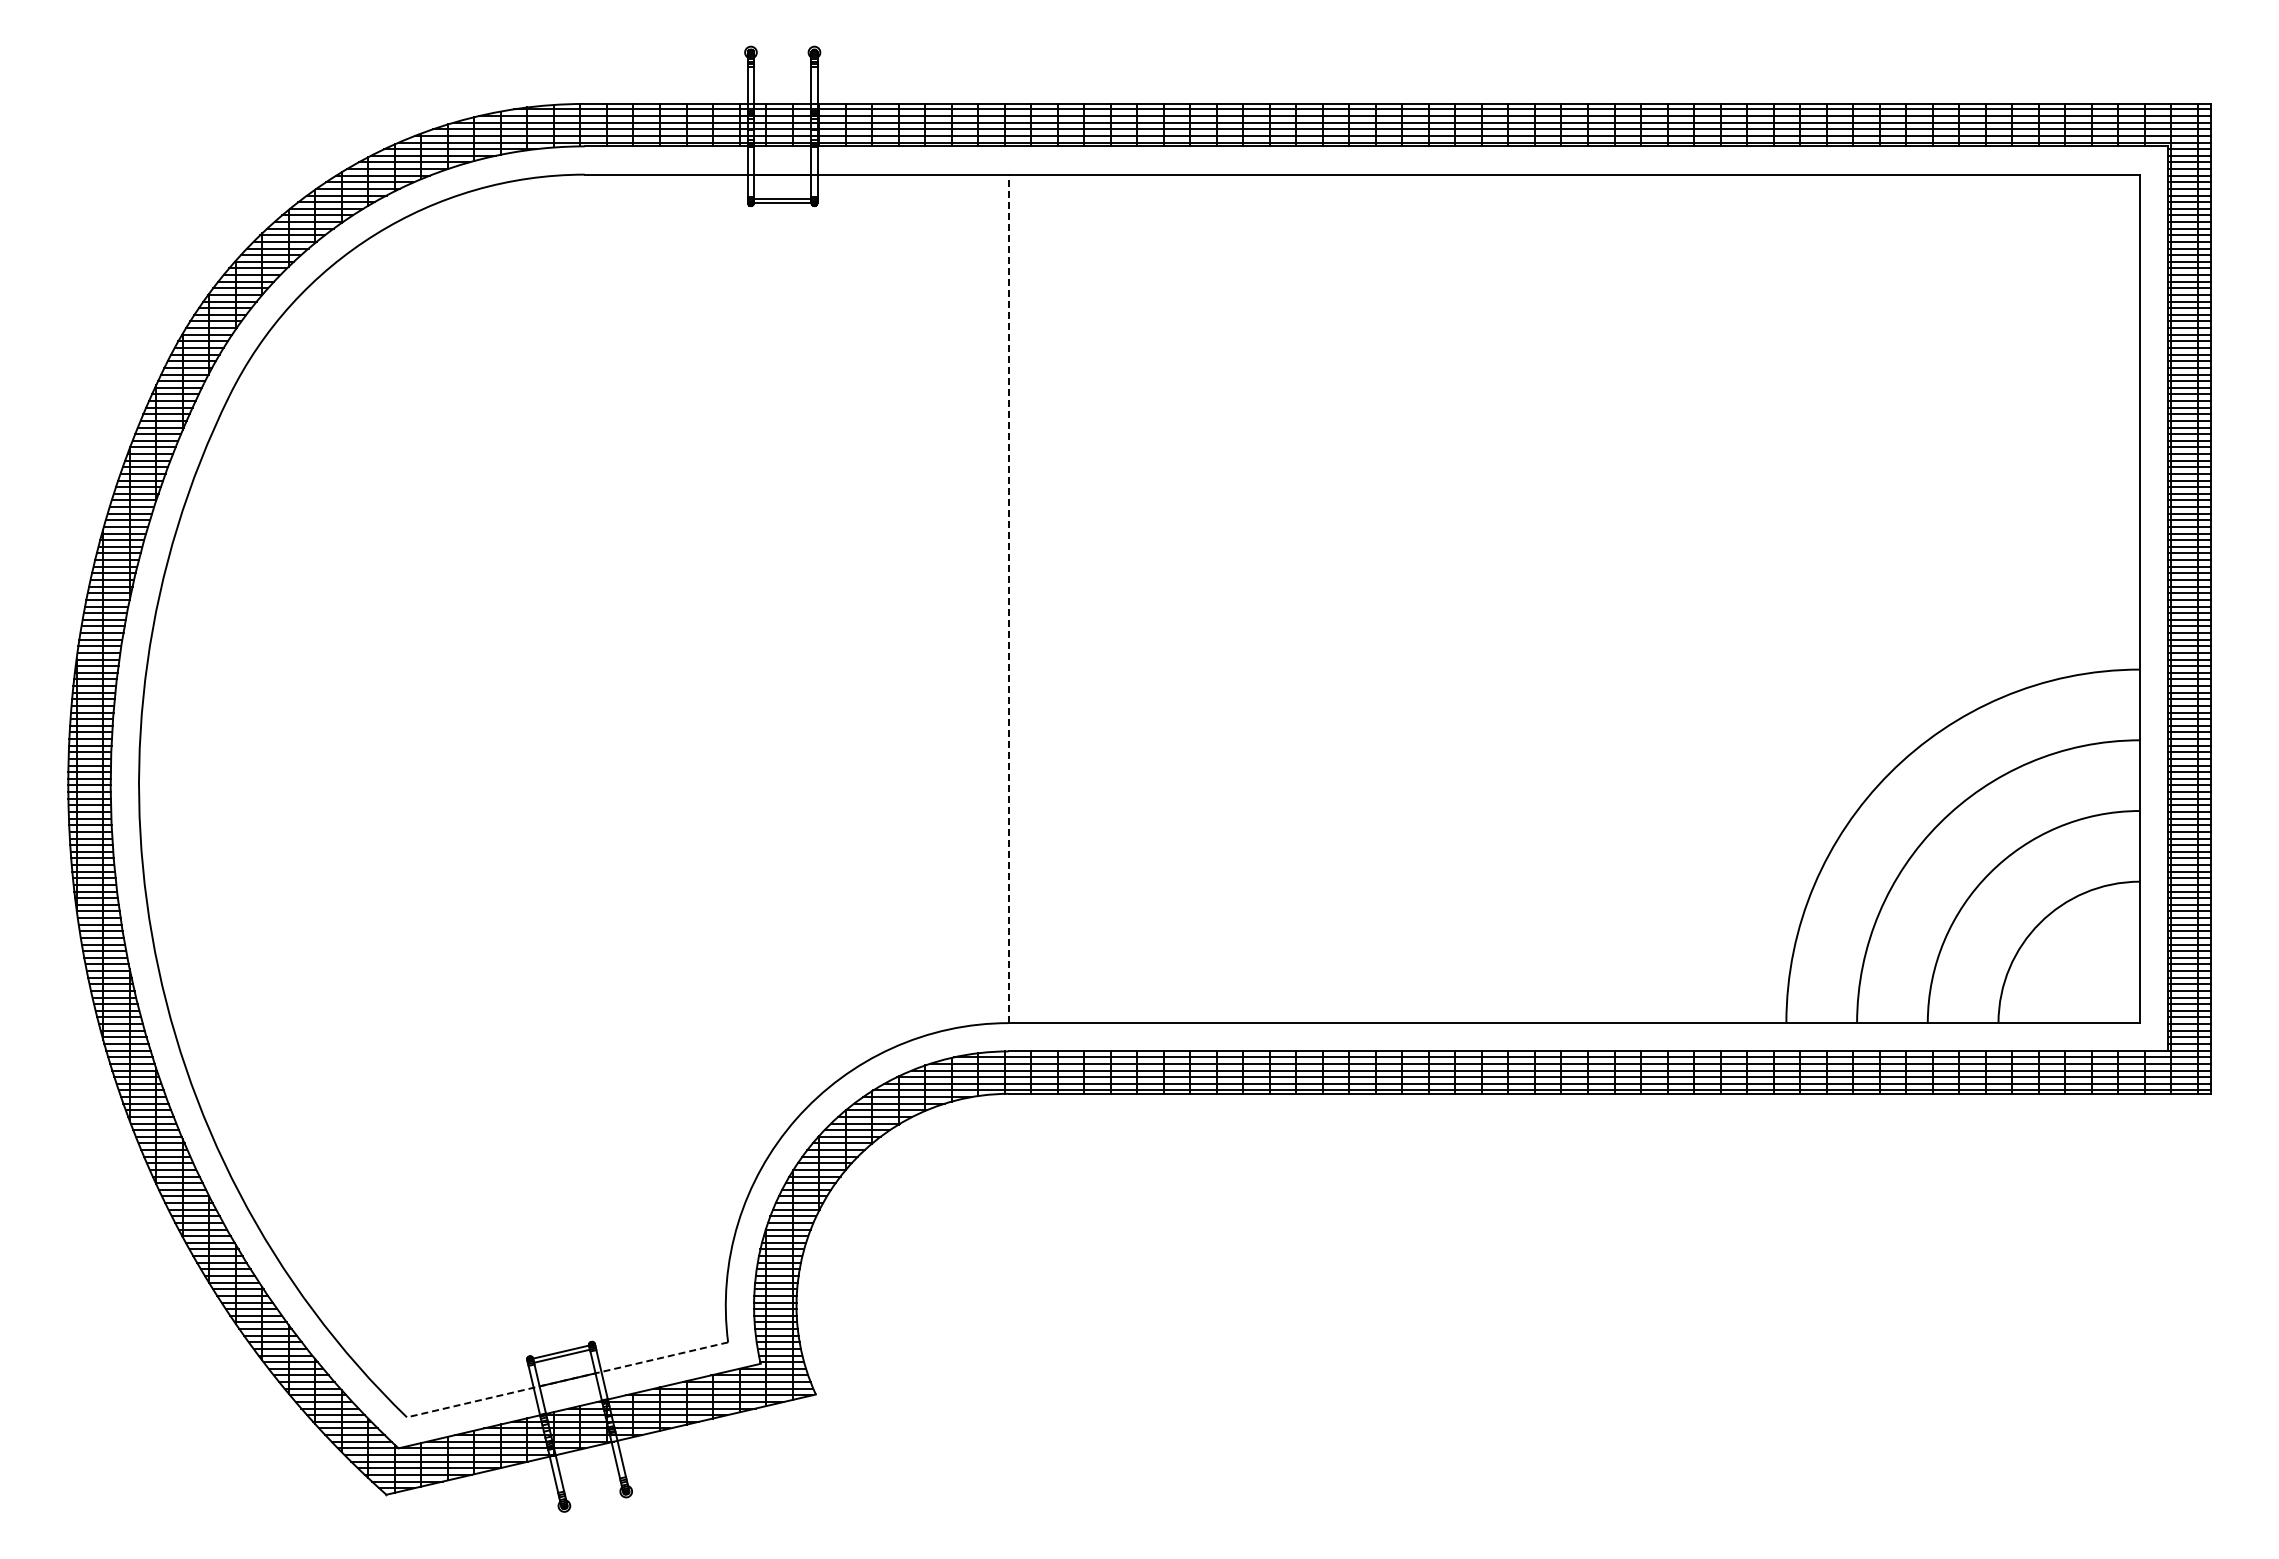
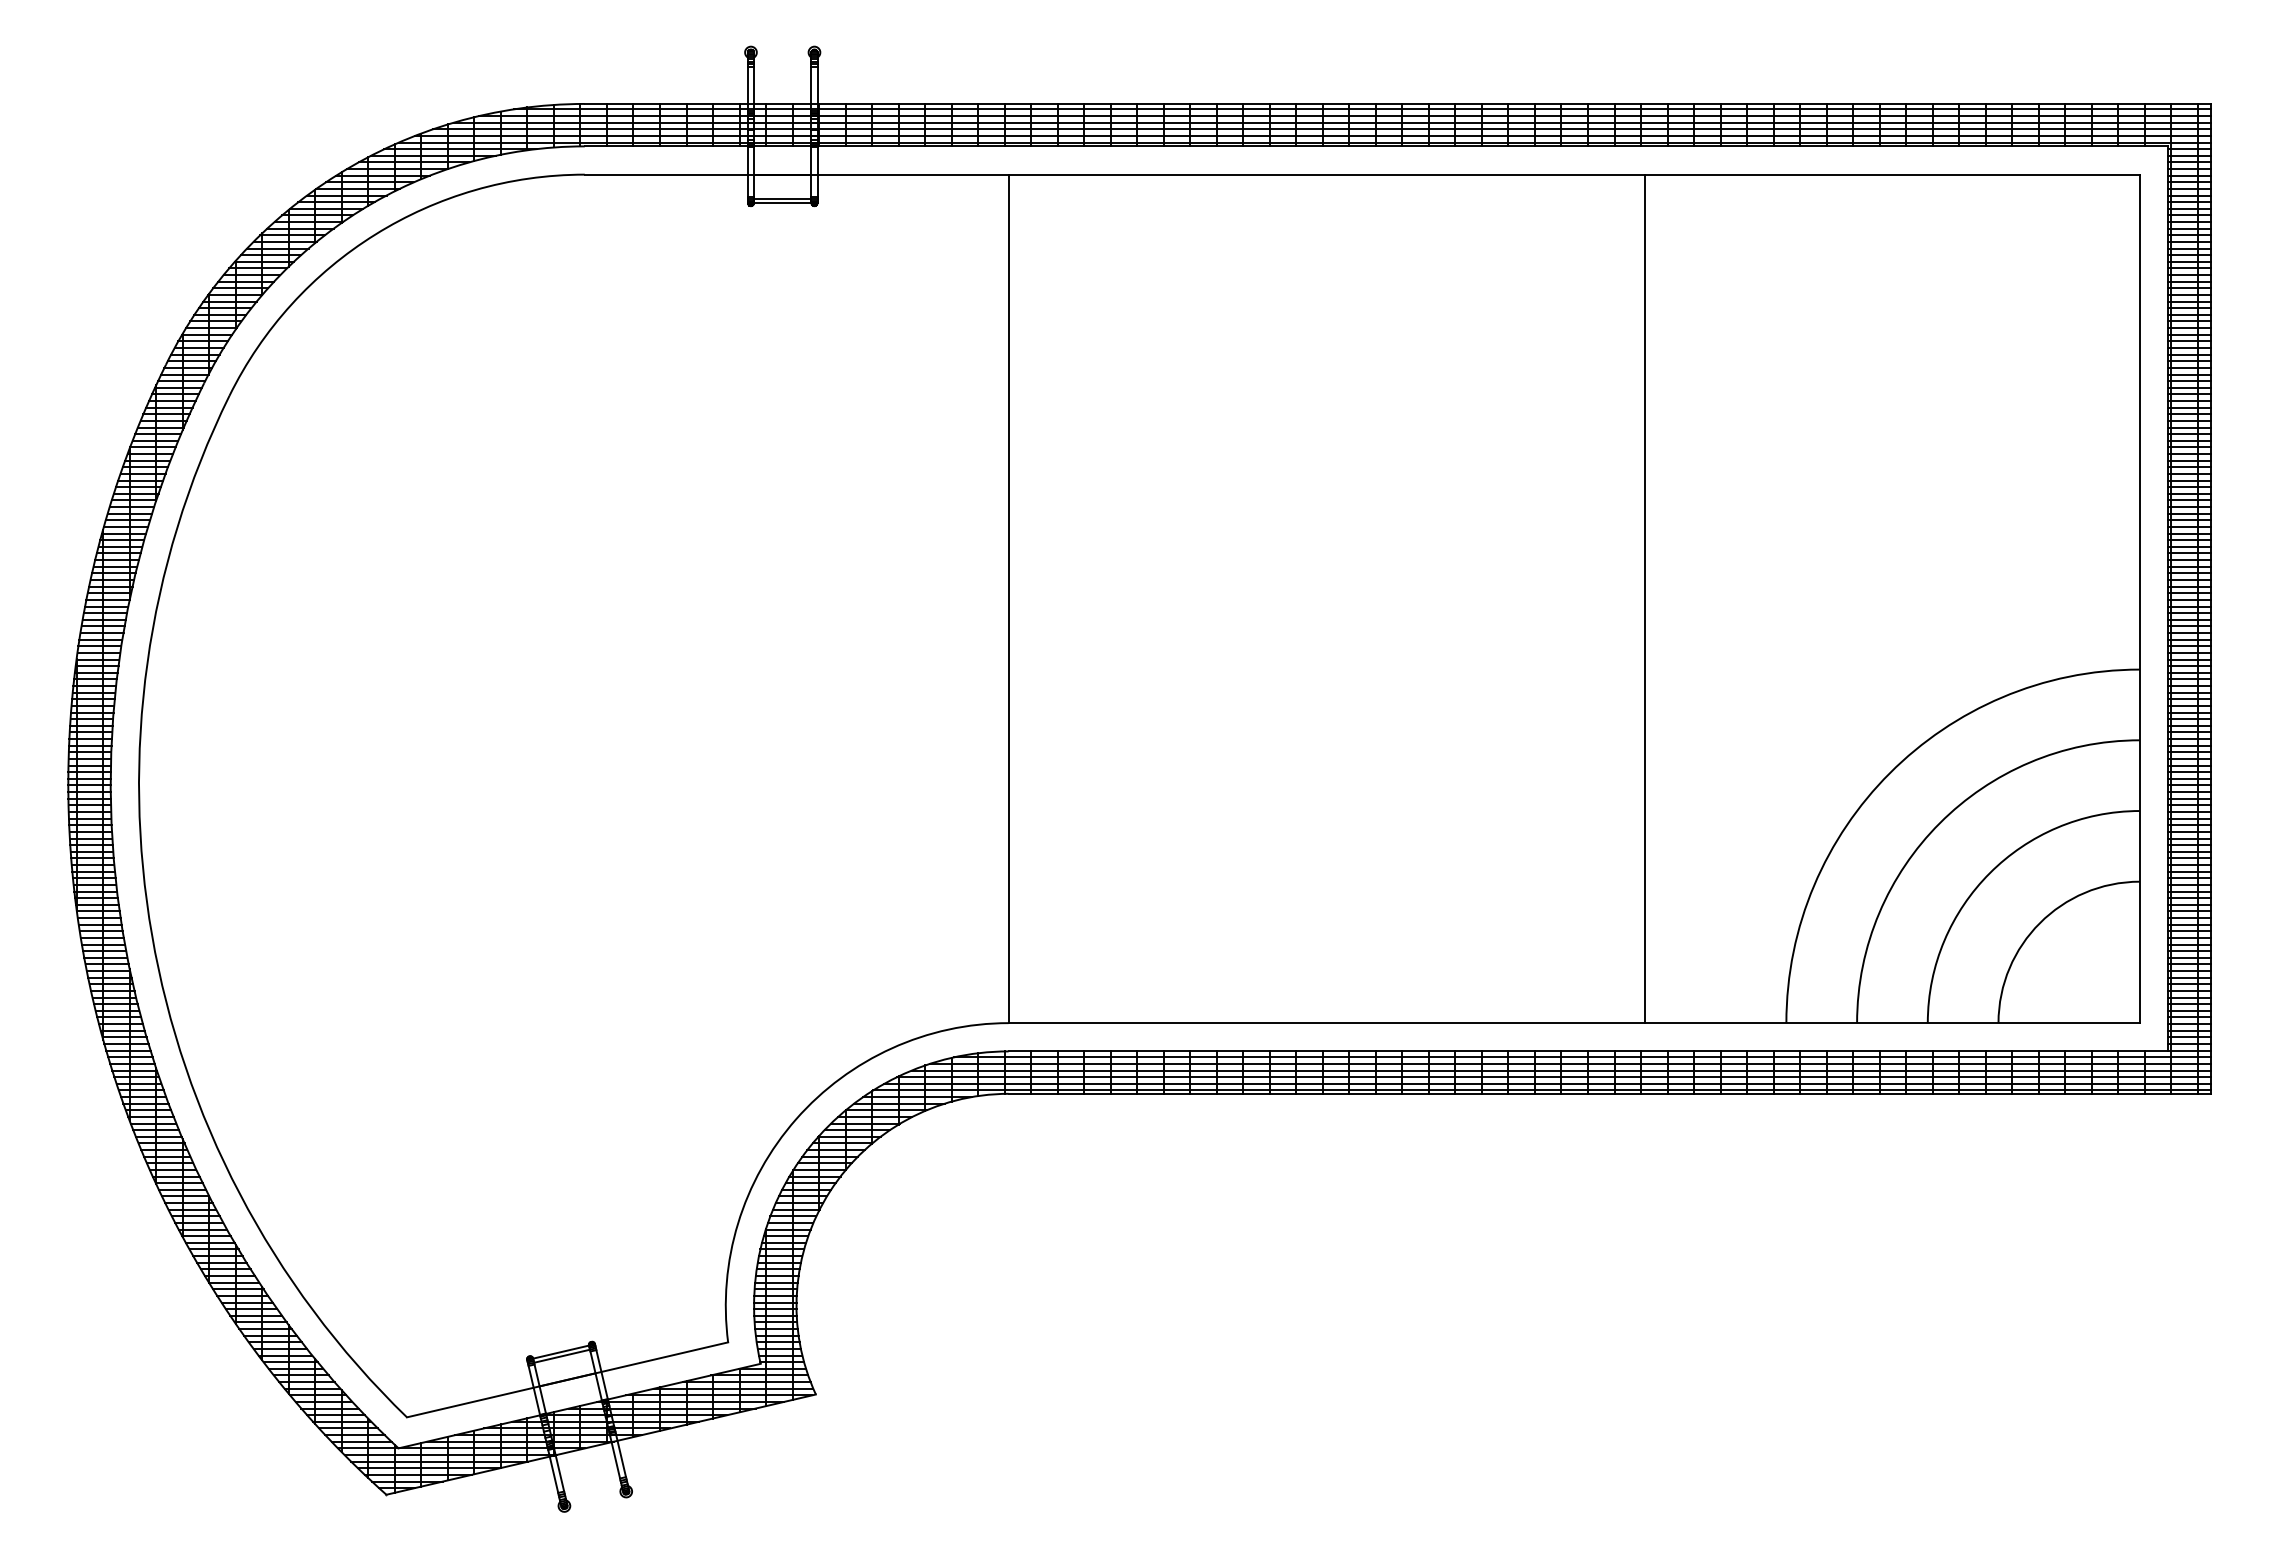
line: dashed -> solid (1008, 598)
line: none -> present (1644, 598)
line: dashed -> solid (567, 1379)
